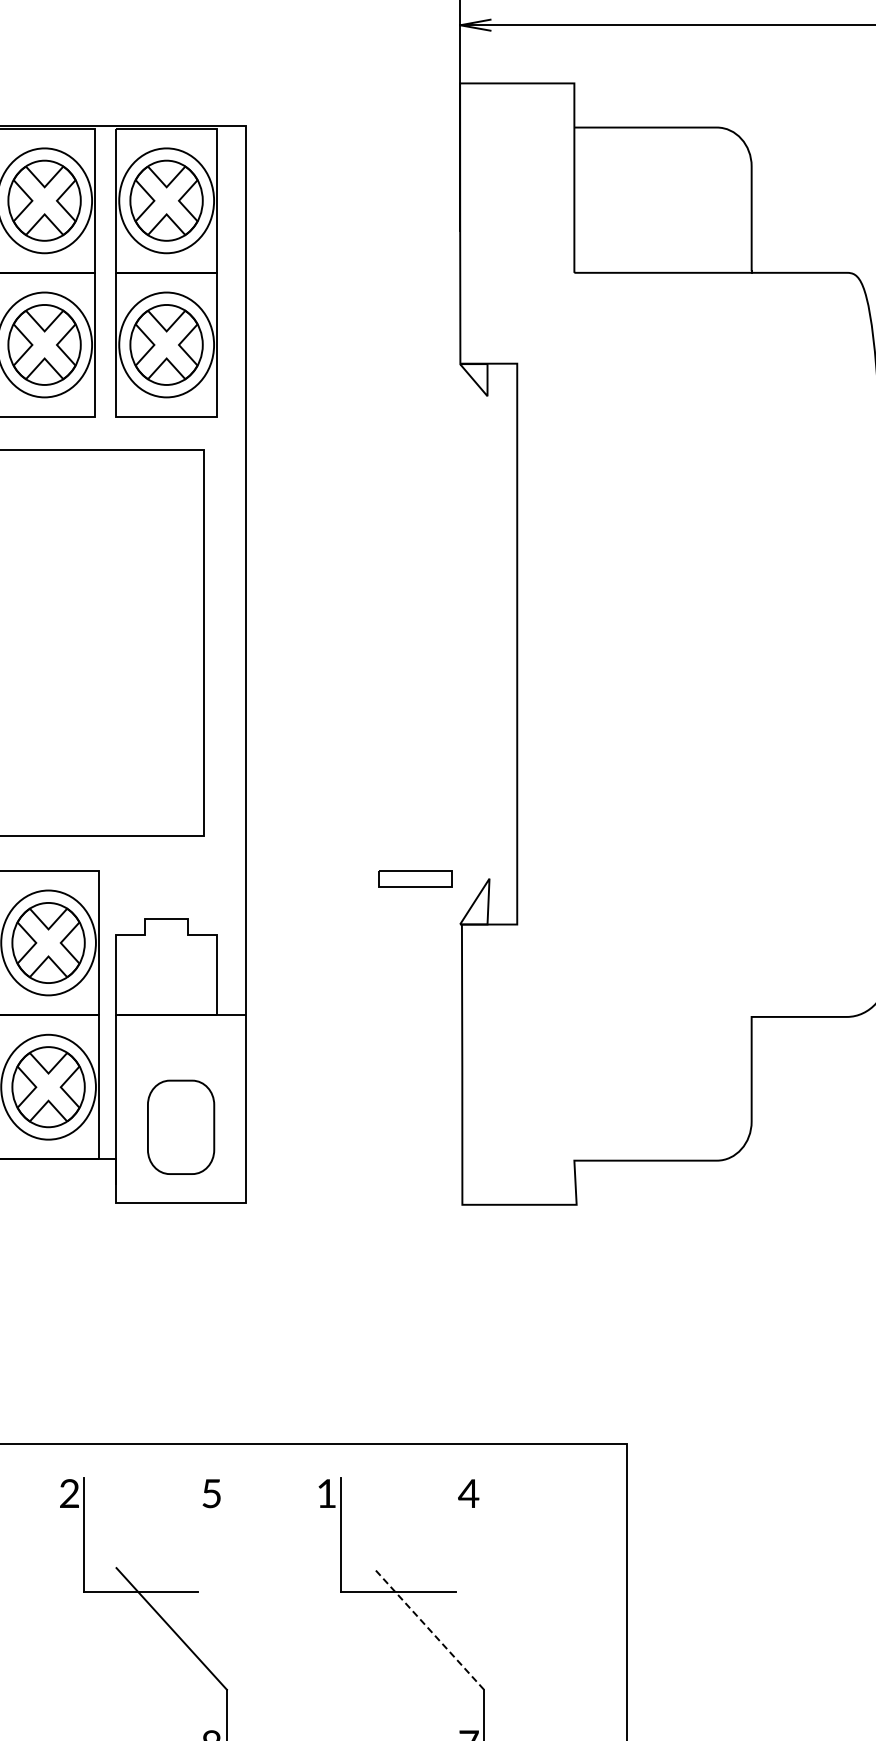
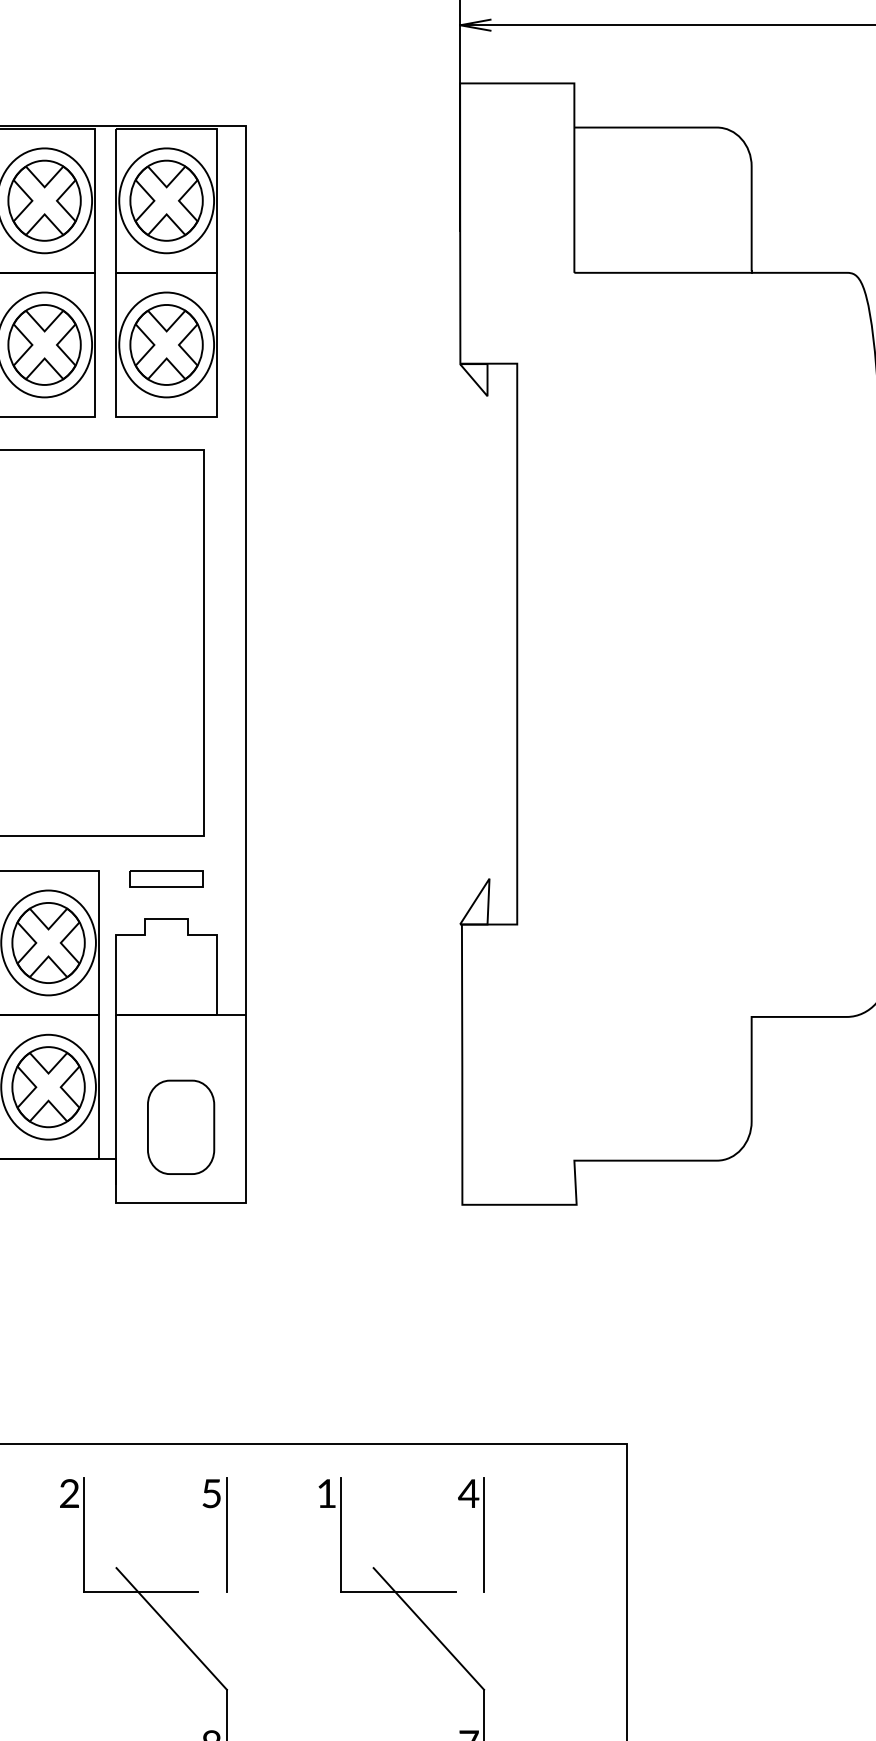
part position: (415, 878) -> (166, 878) (166, 878)
line: none -> present (226, 1534)
line: none -> present (484, 1534)
line: dashed -> solid (428, 1628)
